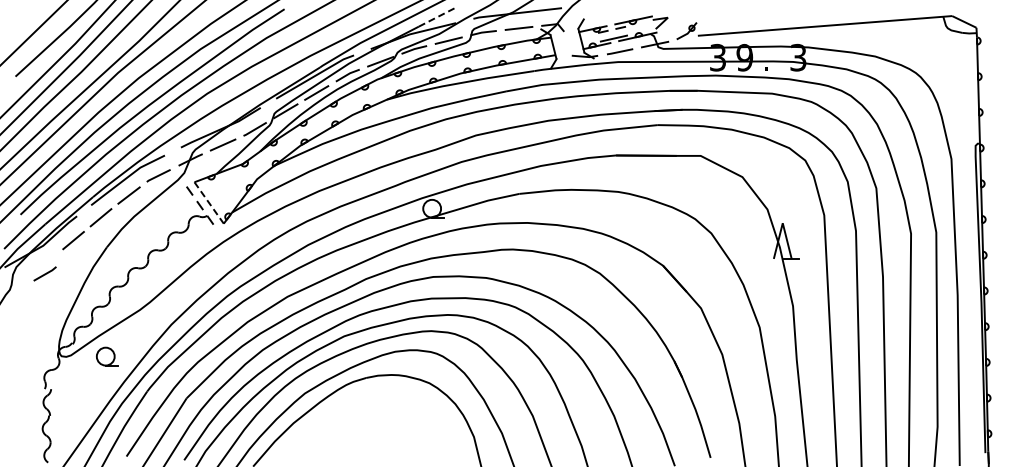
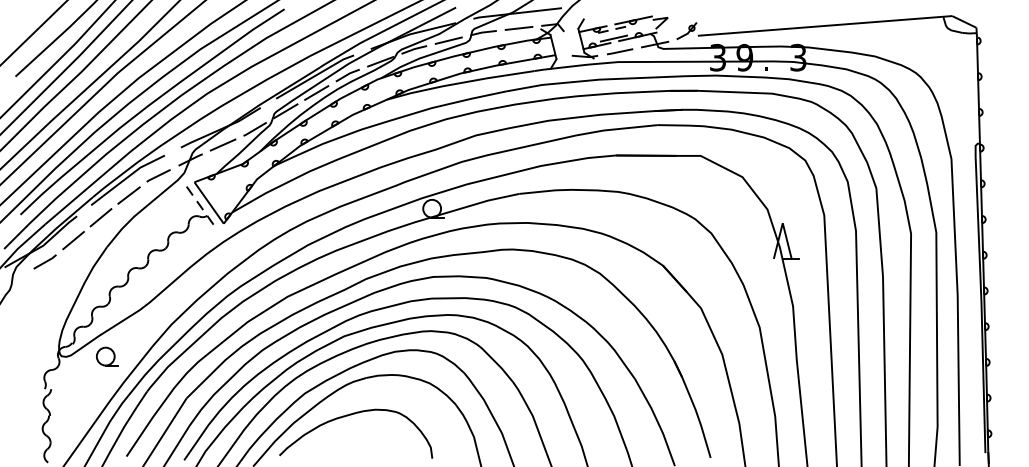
line: dashed -> solid (437, 17)
line: dashed -> solid (209, 203)
line position: (44, 273) -> (44, 261) (44, 261)
curve: none -> present (351, 415)
